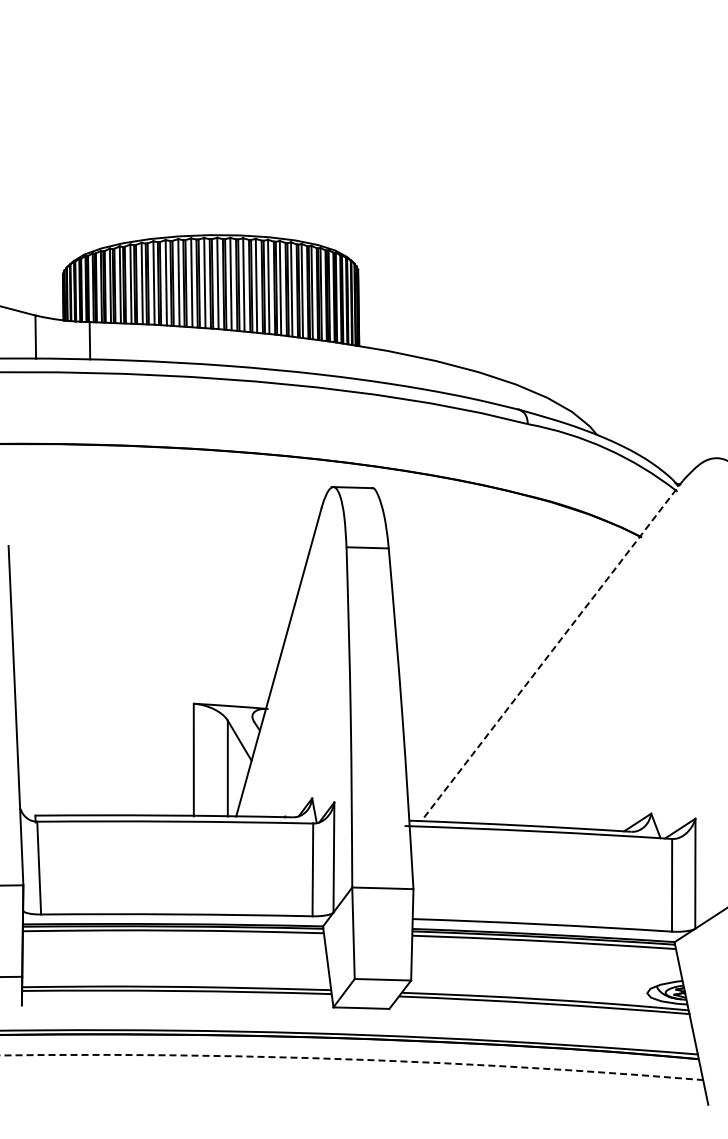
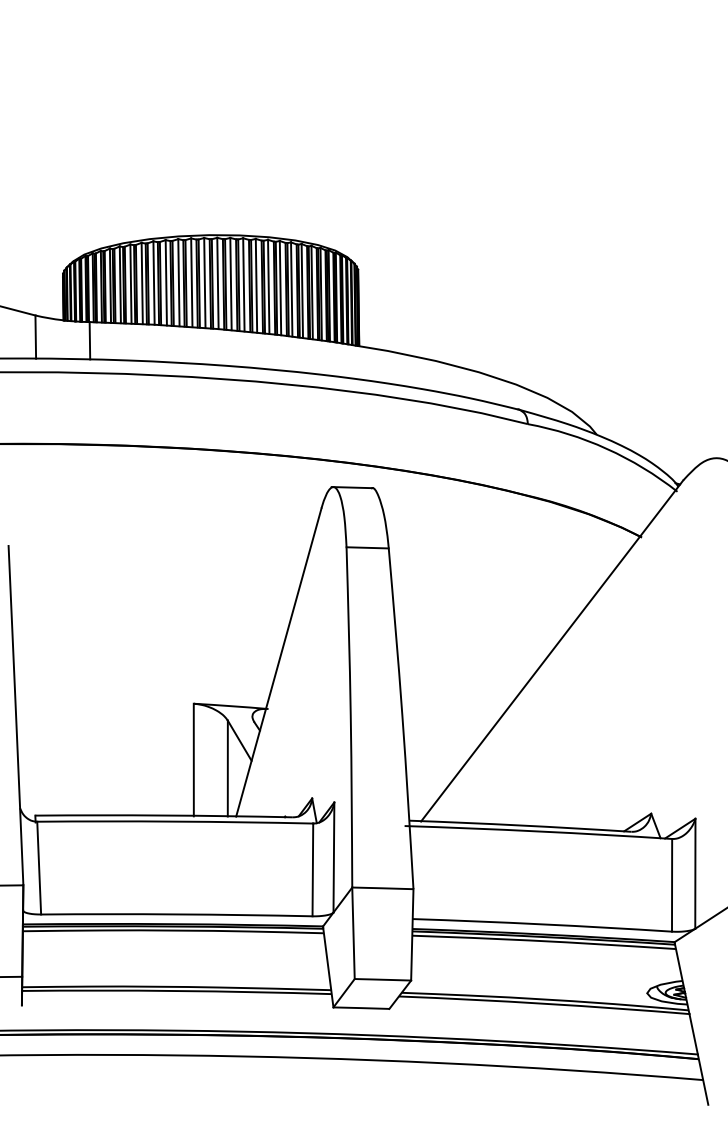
line: dashed -> solid (551, 651)
arc: dashed -> solid (352, 1059)
